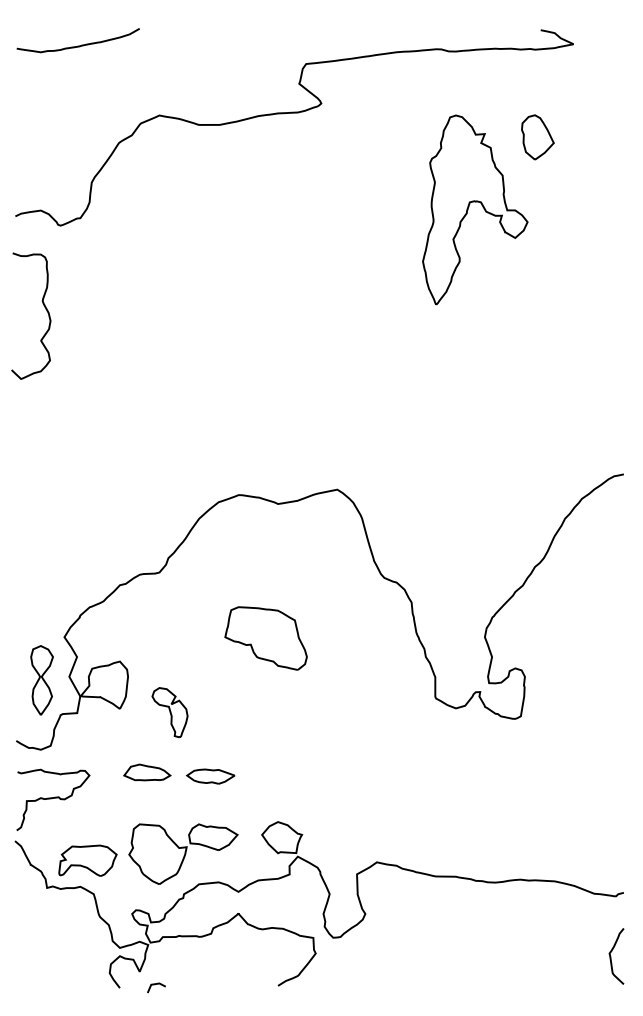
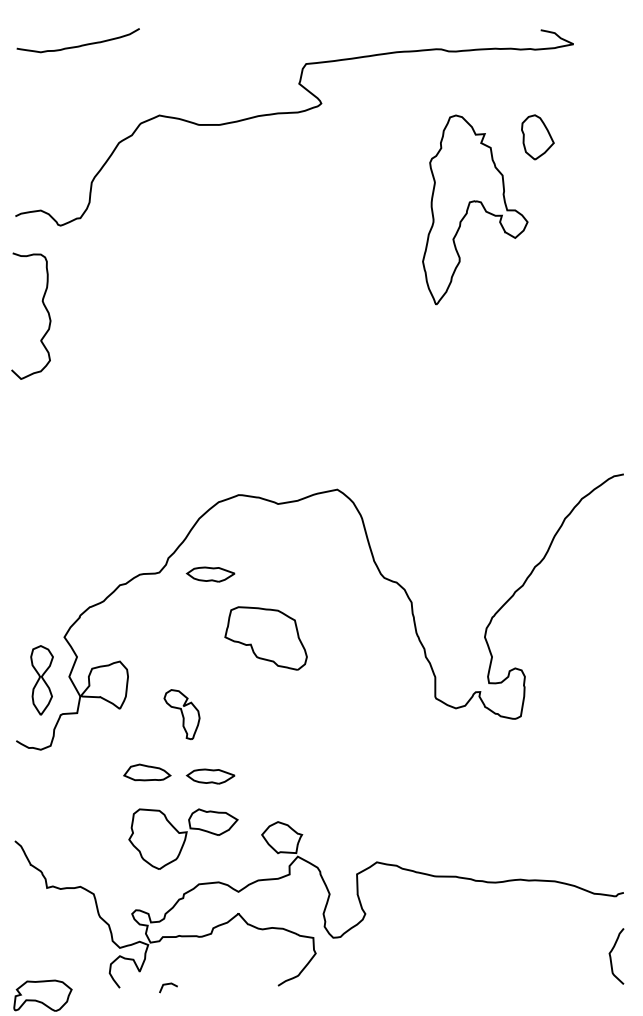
part: none -> present (210, 574)
part position: (169, 712) -> (181, 714) (181, 714)
curve: present -> none (53, 798)
part position: (183, 853) -> (183, 838) (183, 838)
part position: (87, 860) -> (42, 995) (42, 995)
line position: (154, 985) -> (166, 985) (166, 985)
